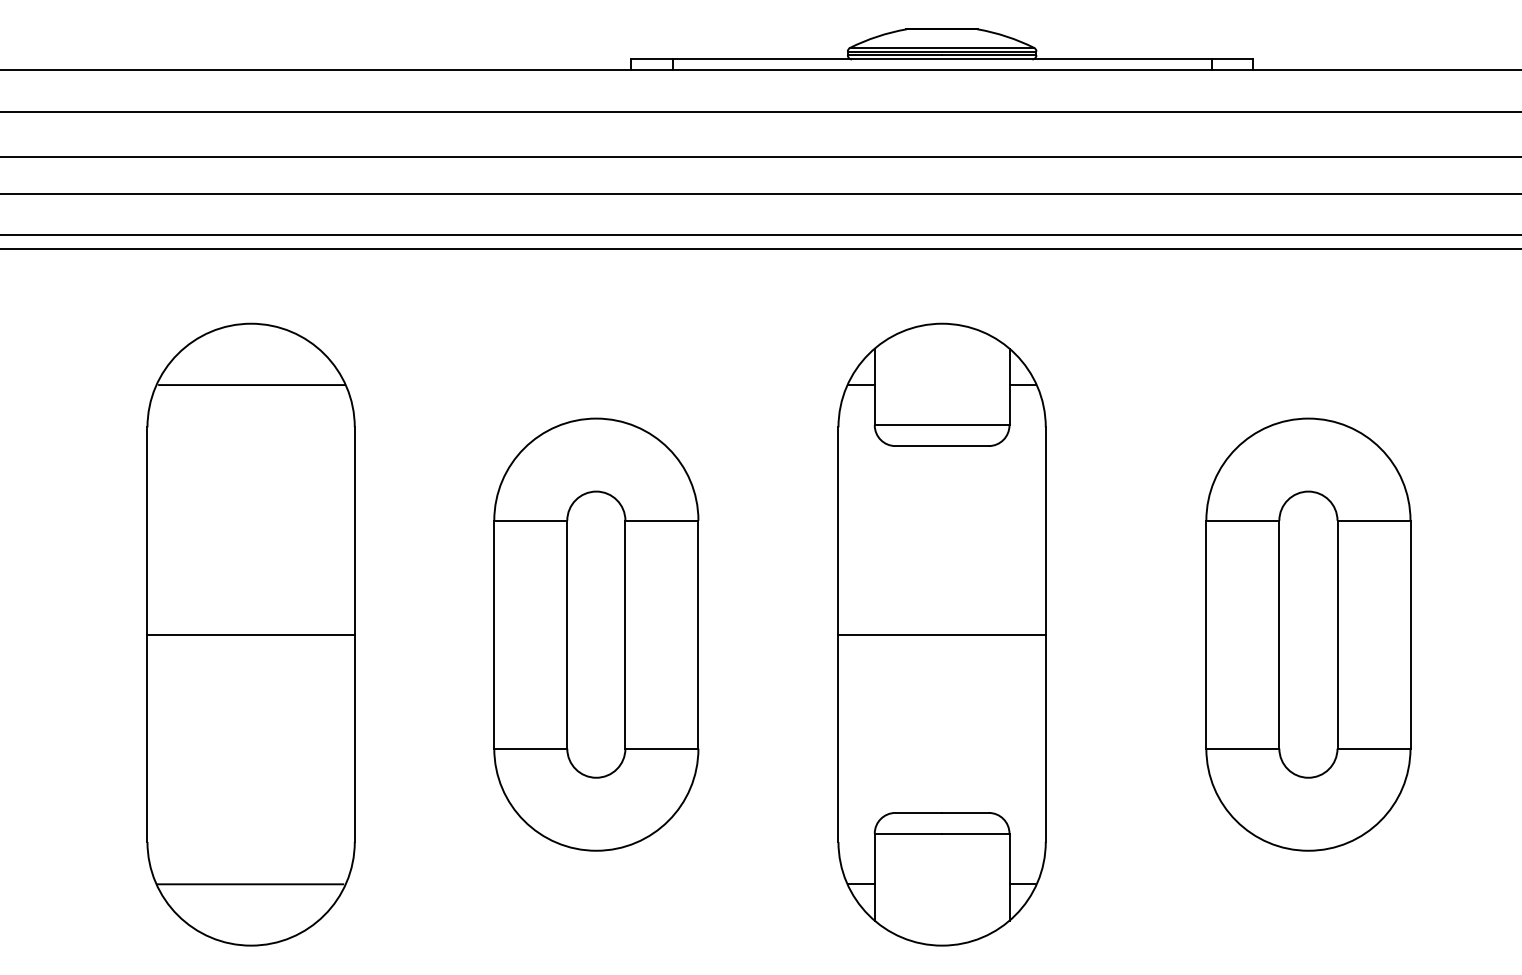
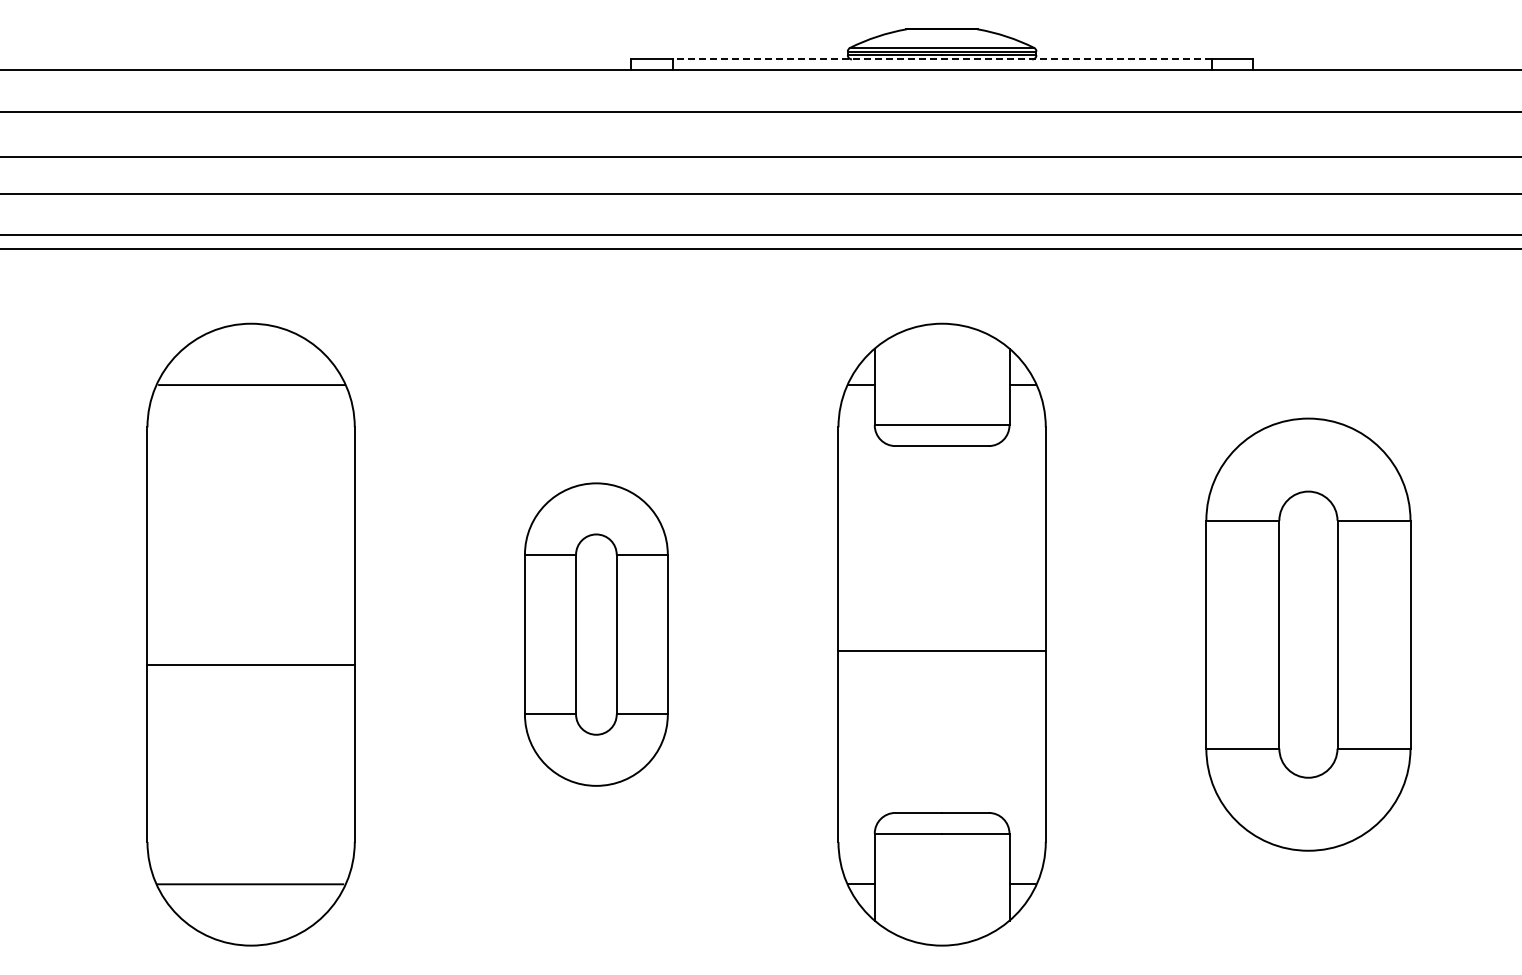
line: solid -> dashed (941, 59)
line position: (250, 634) -> (250, 664) (250, 664)
part size: 207x435 px -> 145x305 px (596, 634)
line position: (941, 634) -> (941, 650) (941, 650)
